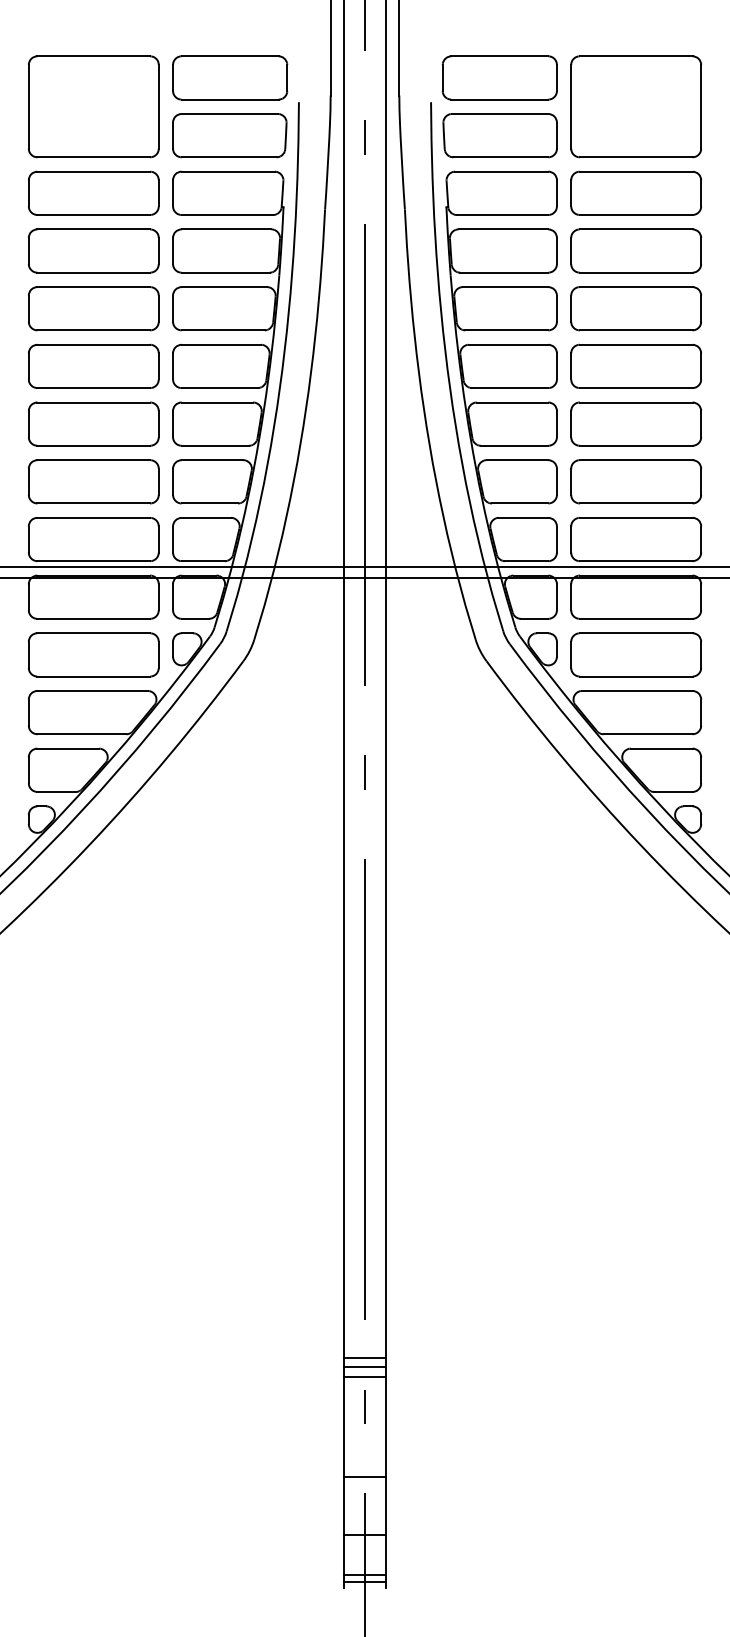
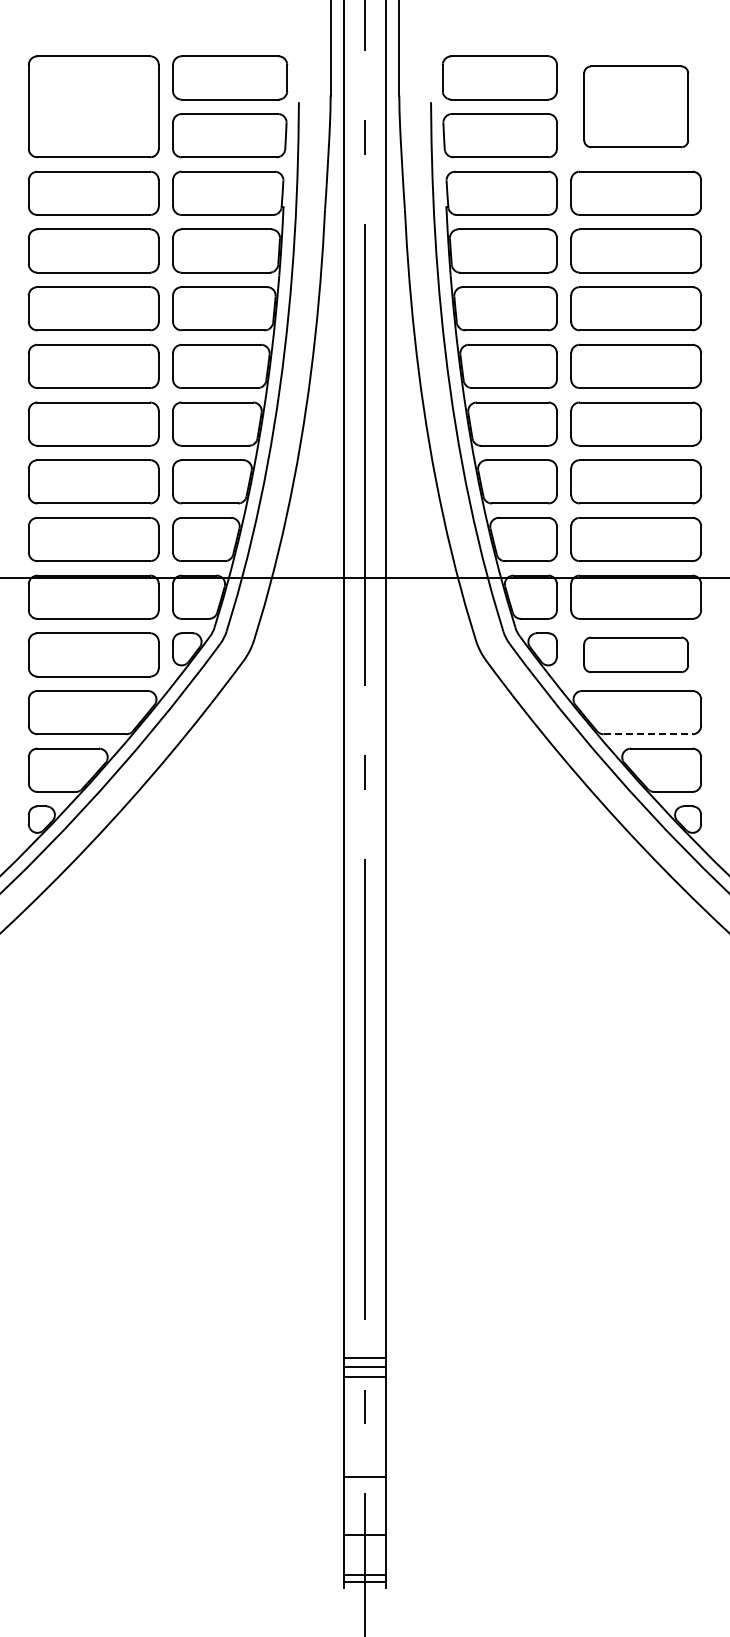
part size: 133x104 px -> 107x84 px (636, 106)
line: present -> none (364, 566)
part size: 132x46 px -> 106x38 px (635, 654)
line: solid -> dashed (648, 734)
